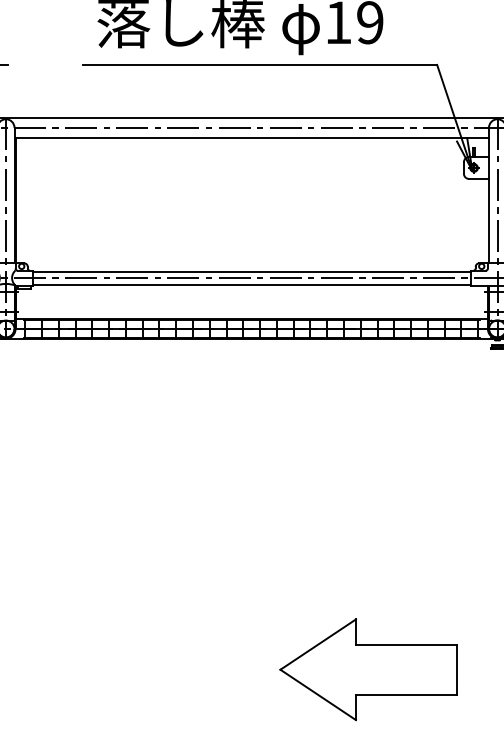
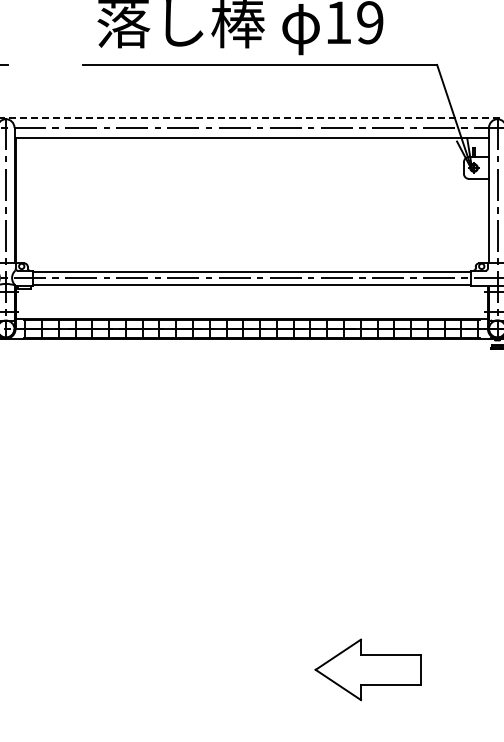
line: solid -> dashed (252, 117)
part size: 179x104 px -> 108x64 px (367, 669)
